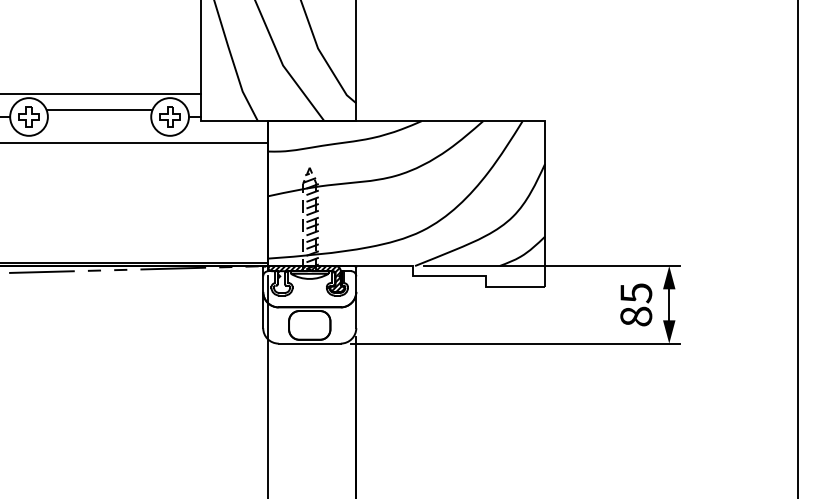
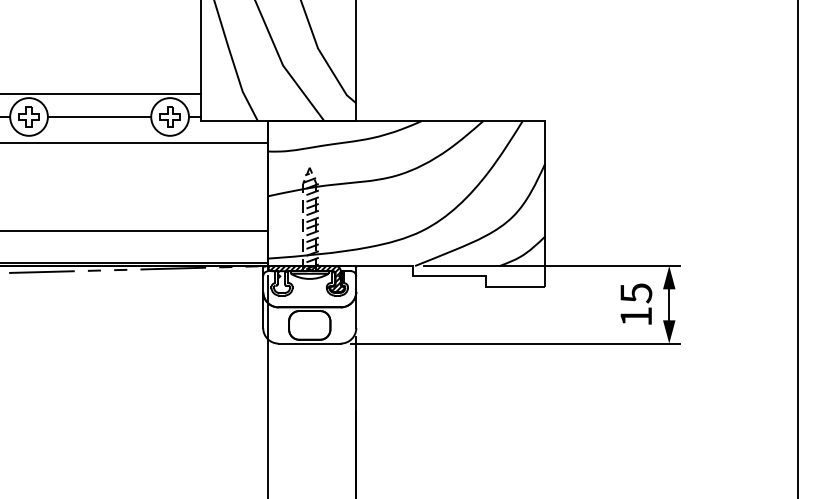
line position: (99, 109) -> (99, 116) (99, 116)
line: none -> present (135, 230)
text: 85 -> 15 (636, 316)
